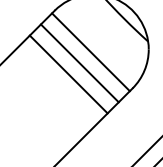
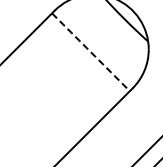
line: solid -> dashed (91, 52)
line: present -> none (79, 63)
line: present -> none (68, 74)
